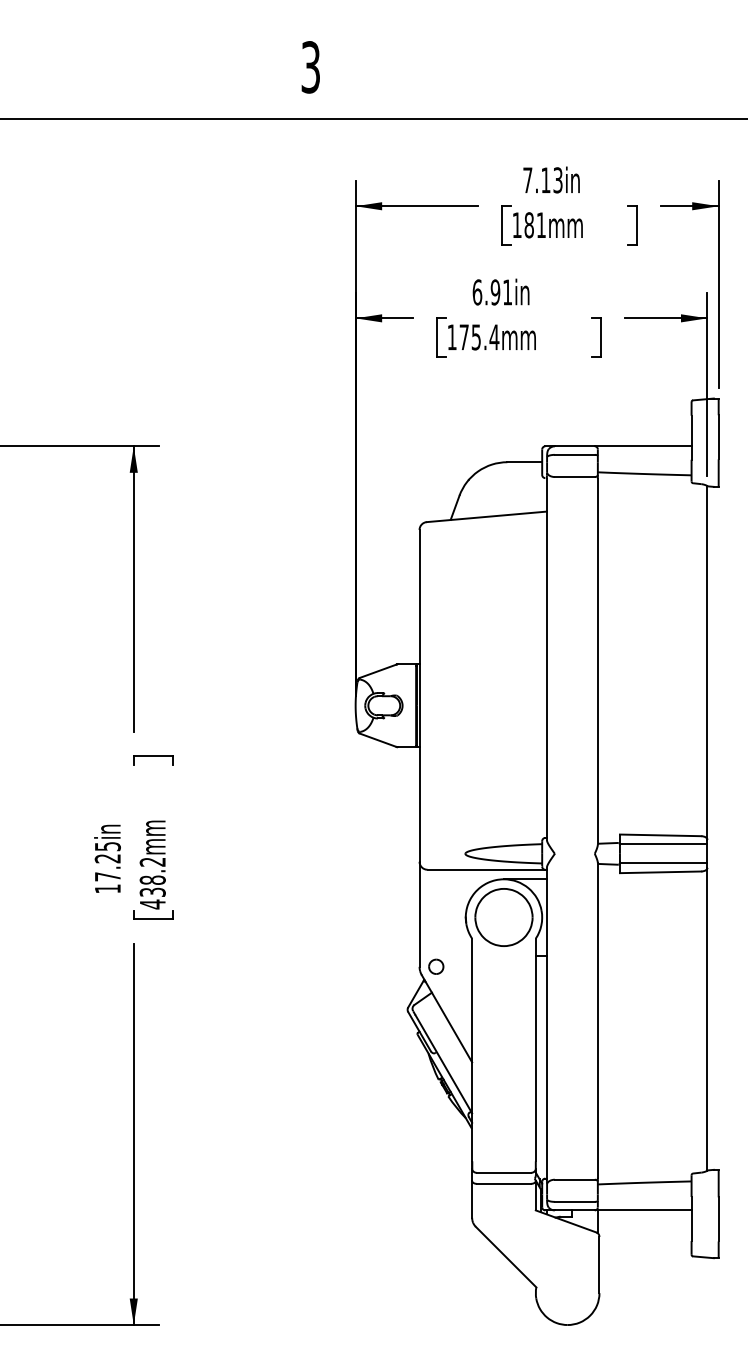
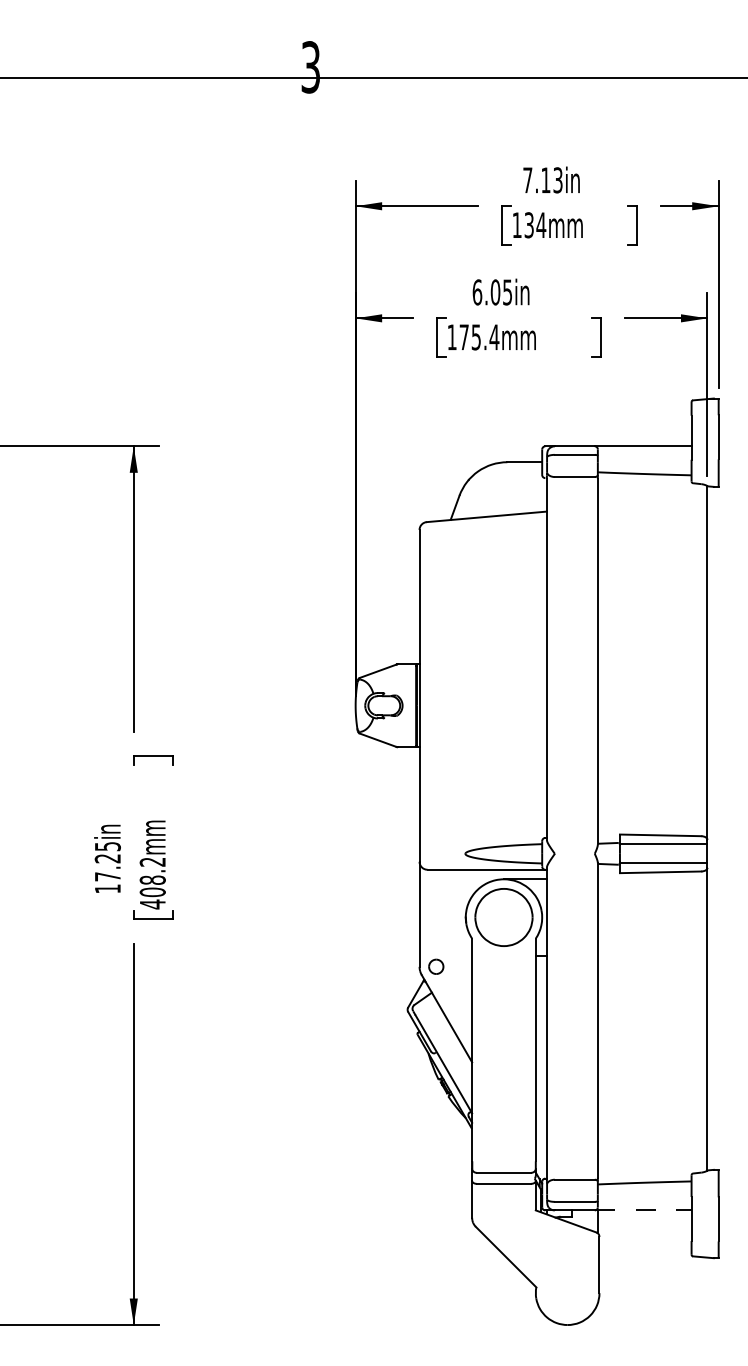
line position: (373, 119) -> (373, 78) (373, 78)
text: 181mm -> 134mm (535, 225)
text: 6.91in -> 6.05in (500, 292)
text: 438.2mm -> 408.2mm (152, 892)
line: solid -> dashed (643, 1210)
